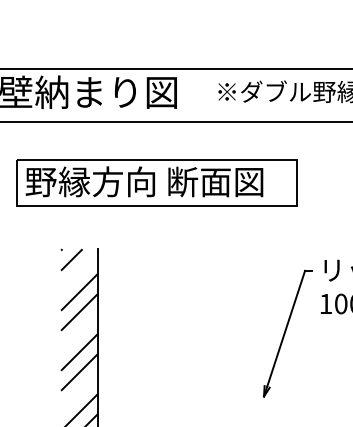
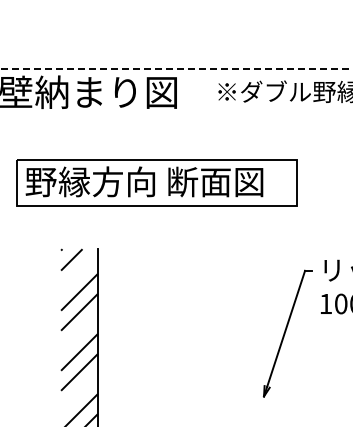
line: solid -> dashed (176, 68)
line: present -> none (175, 121)
